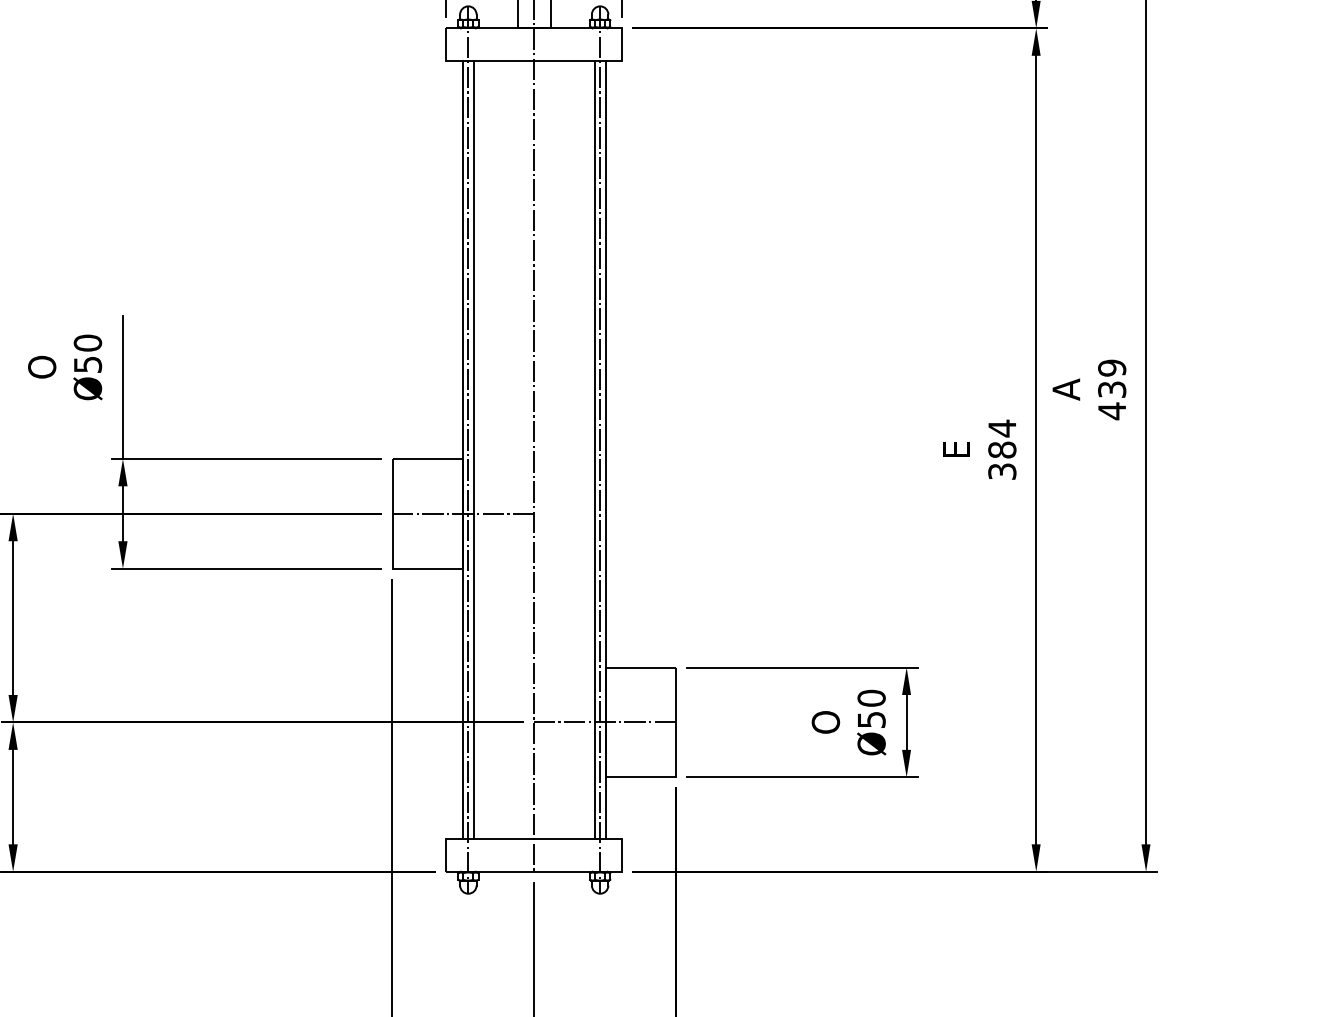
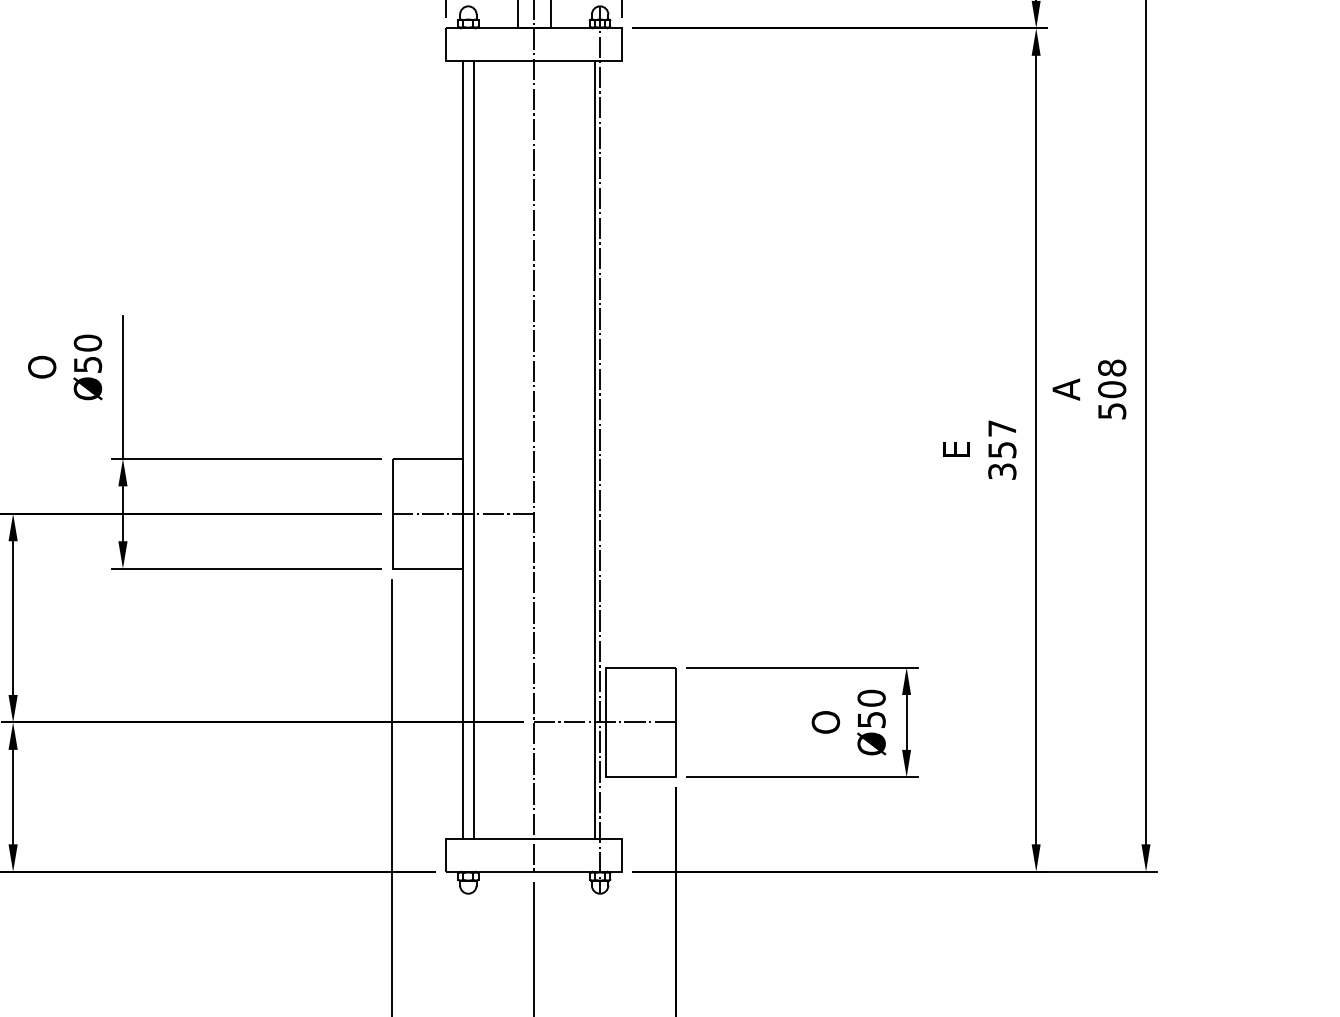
text: 439 -> 508 (1112, 389)
text: 384 -> 357 (1002, 438)
line: present -> none (468, 449)
line: present -> none (605, 449)
